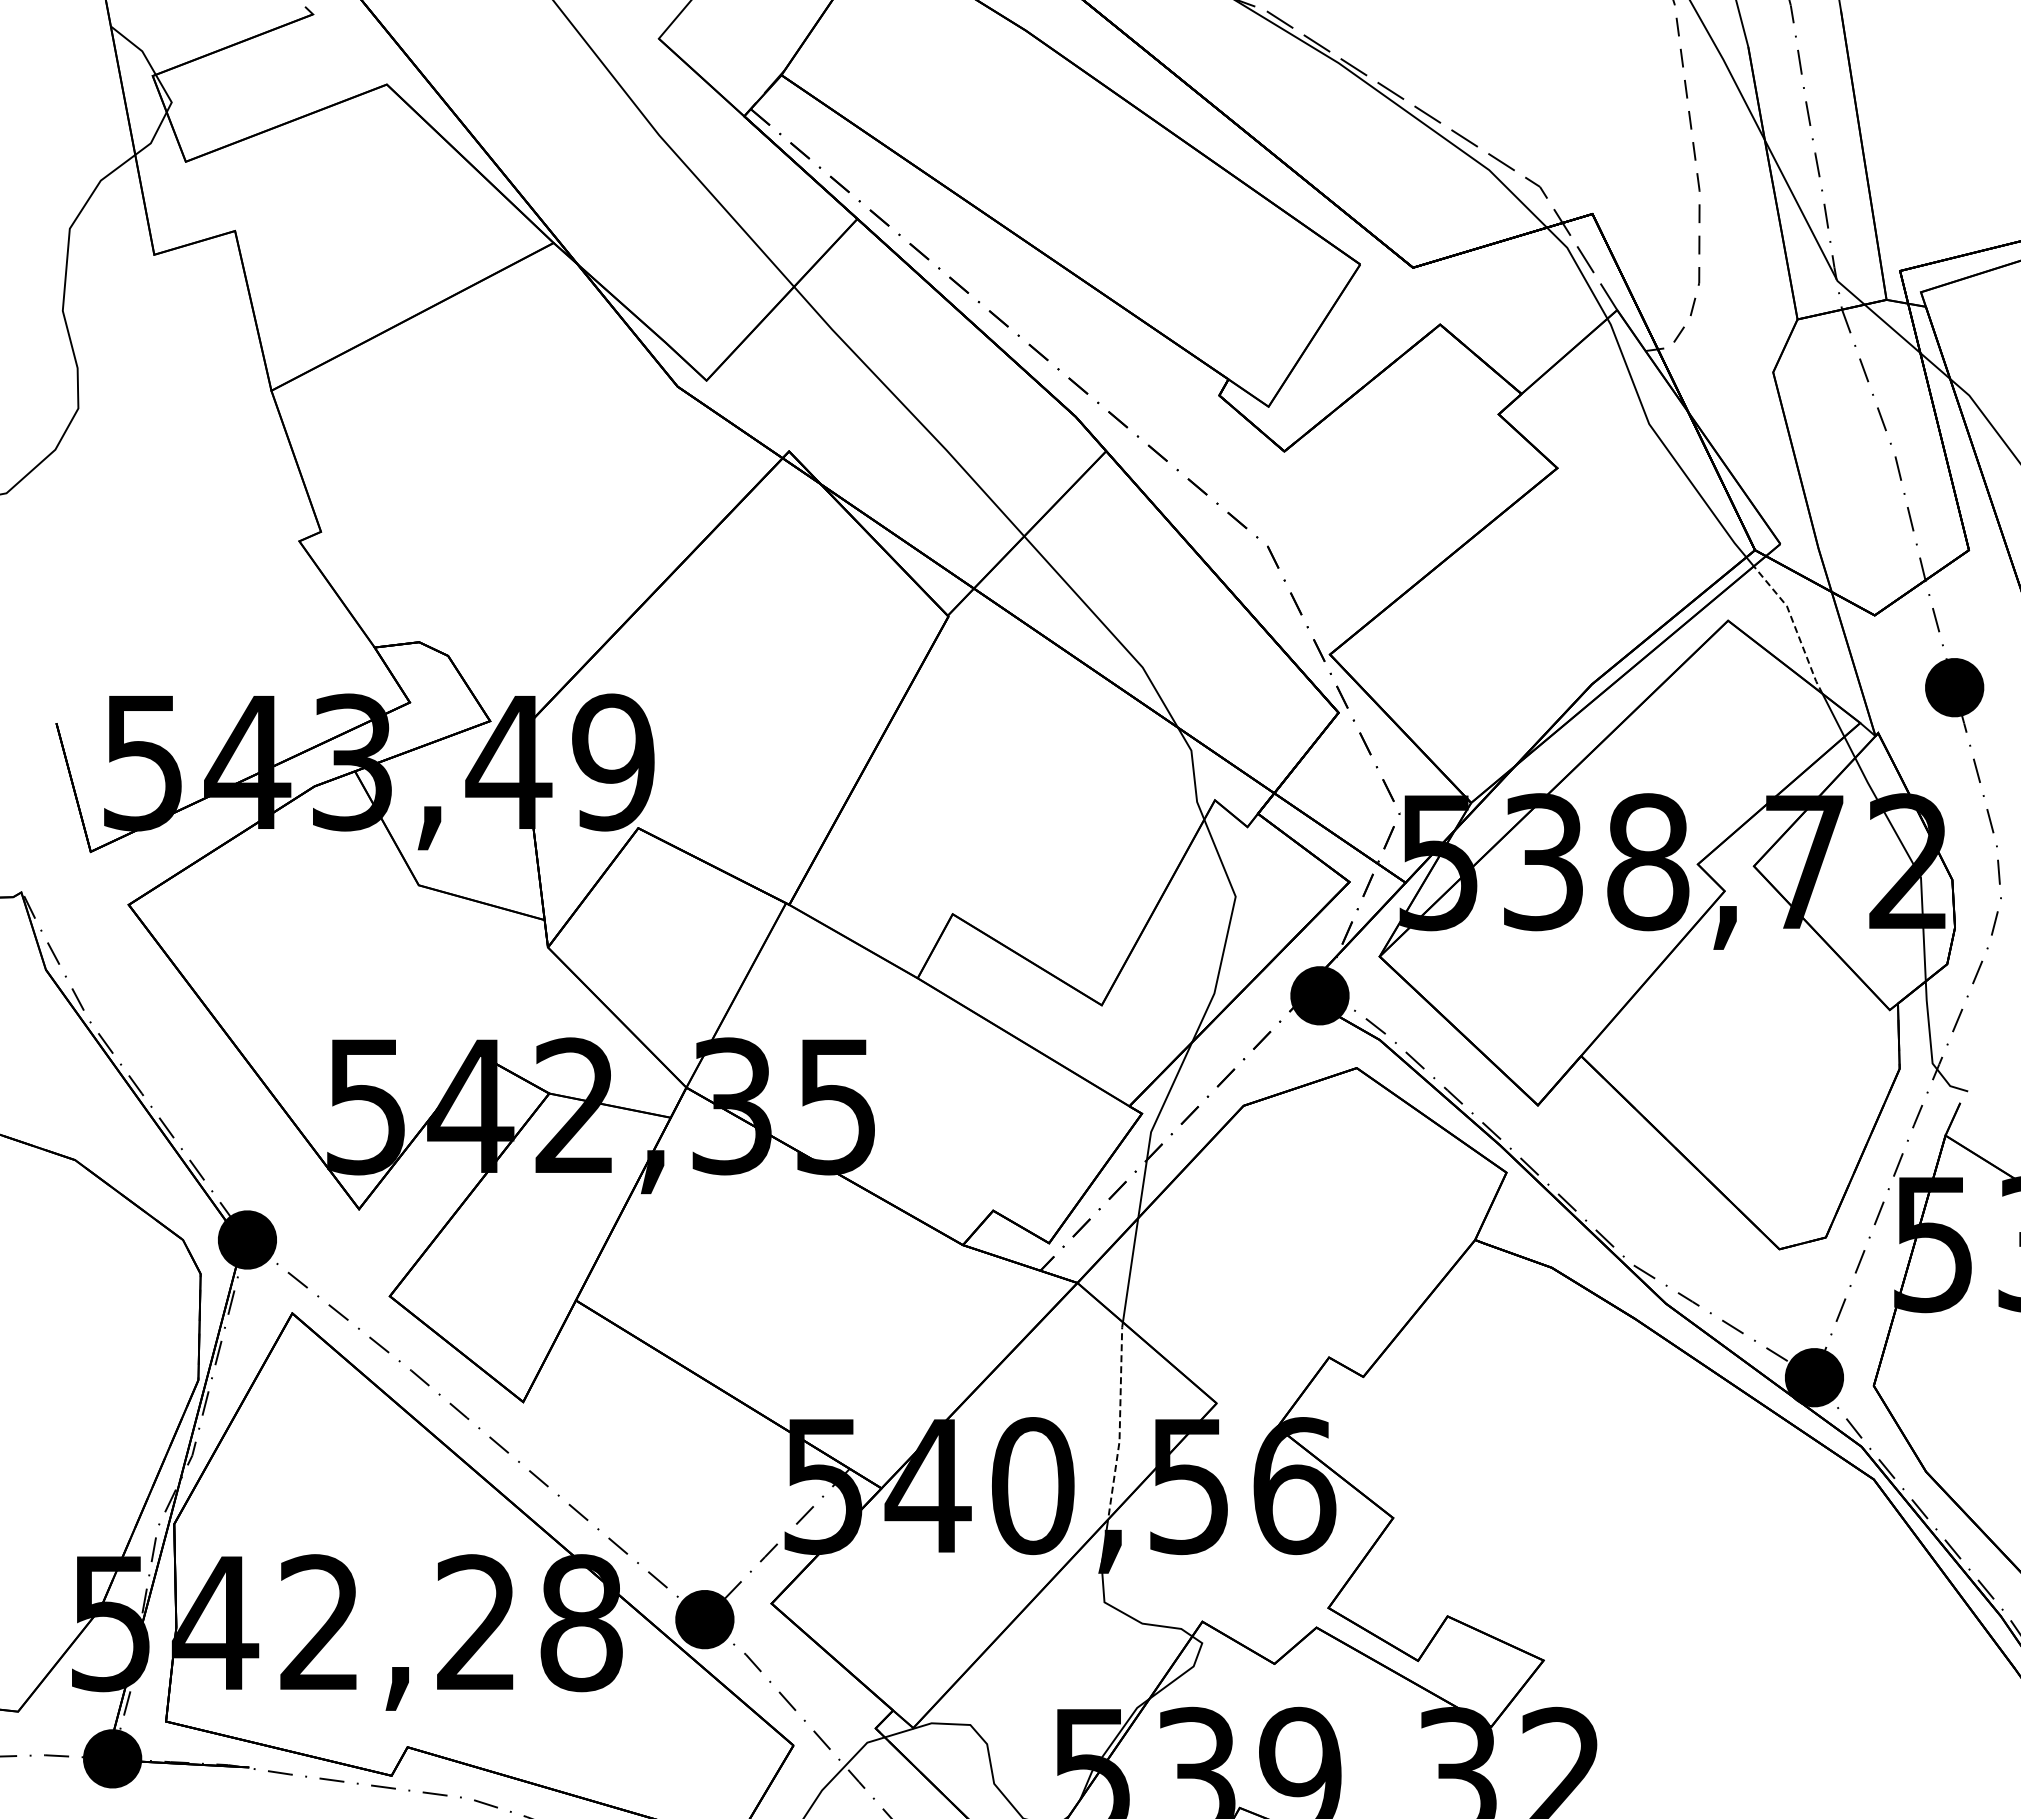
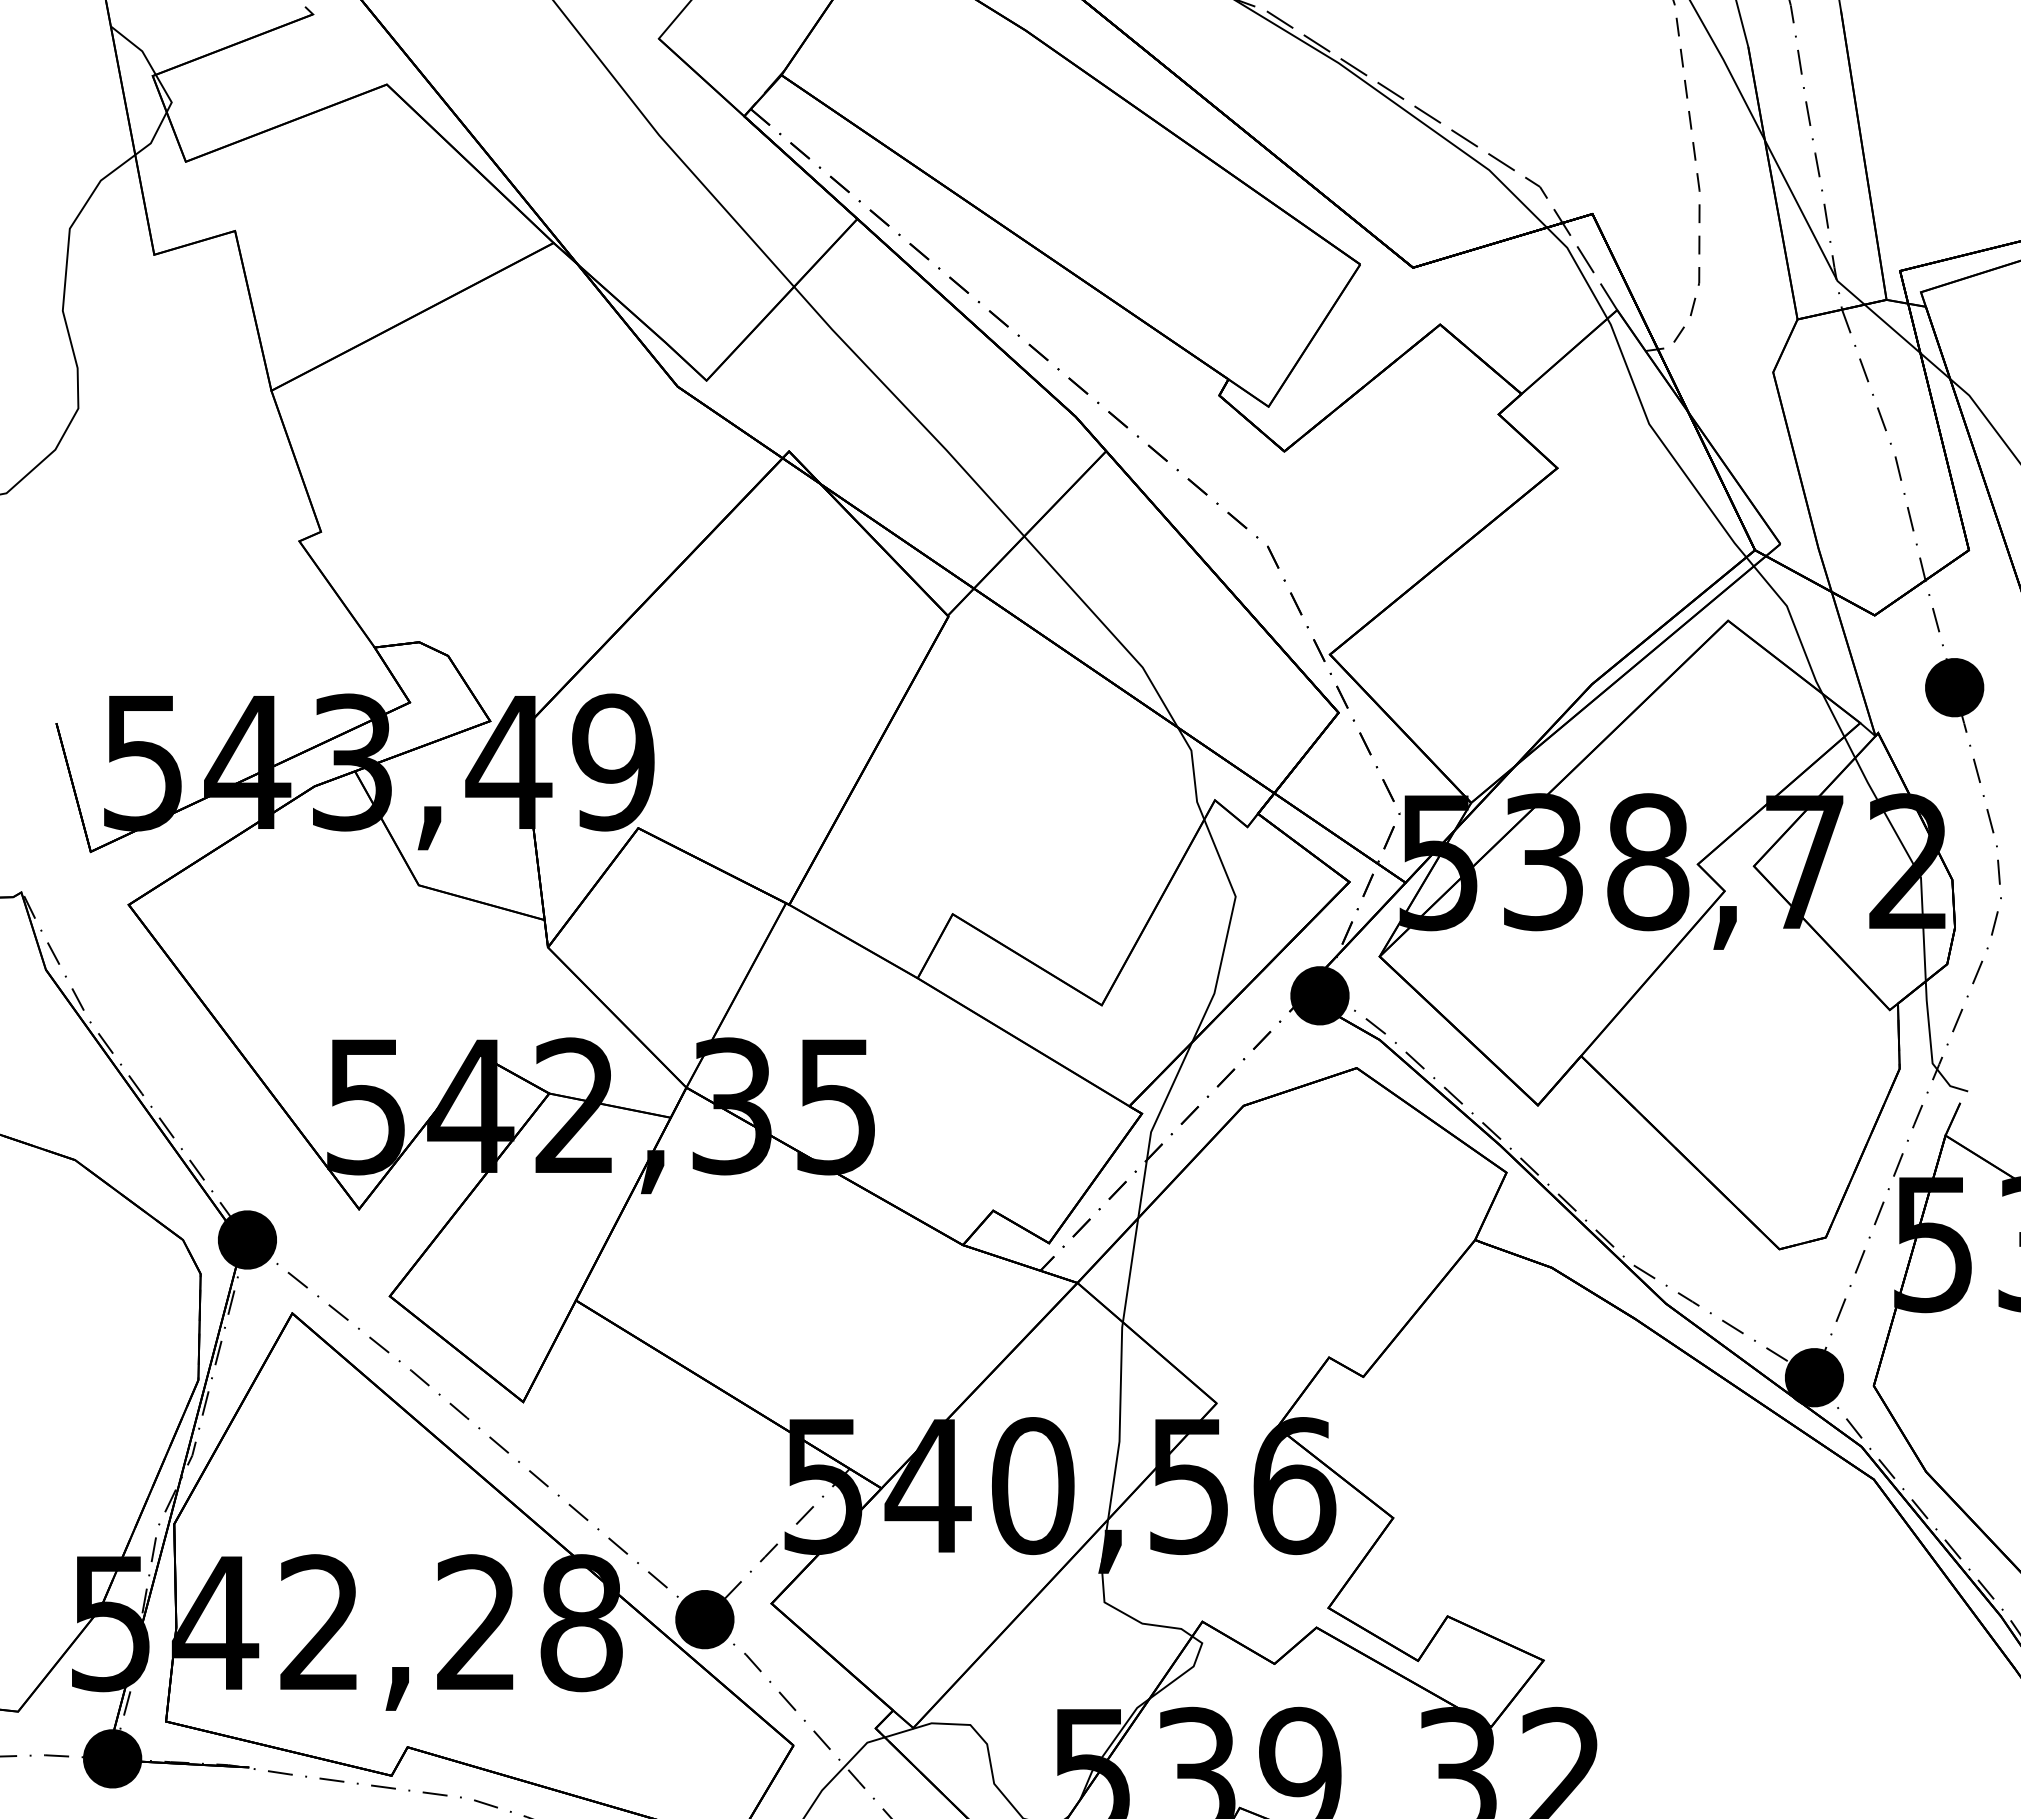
line: dashed -> solid (1794, 625)
line: dashed -> solid (1120, 1420)
